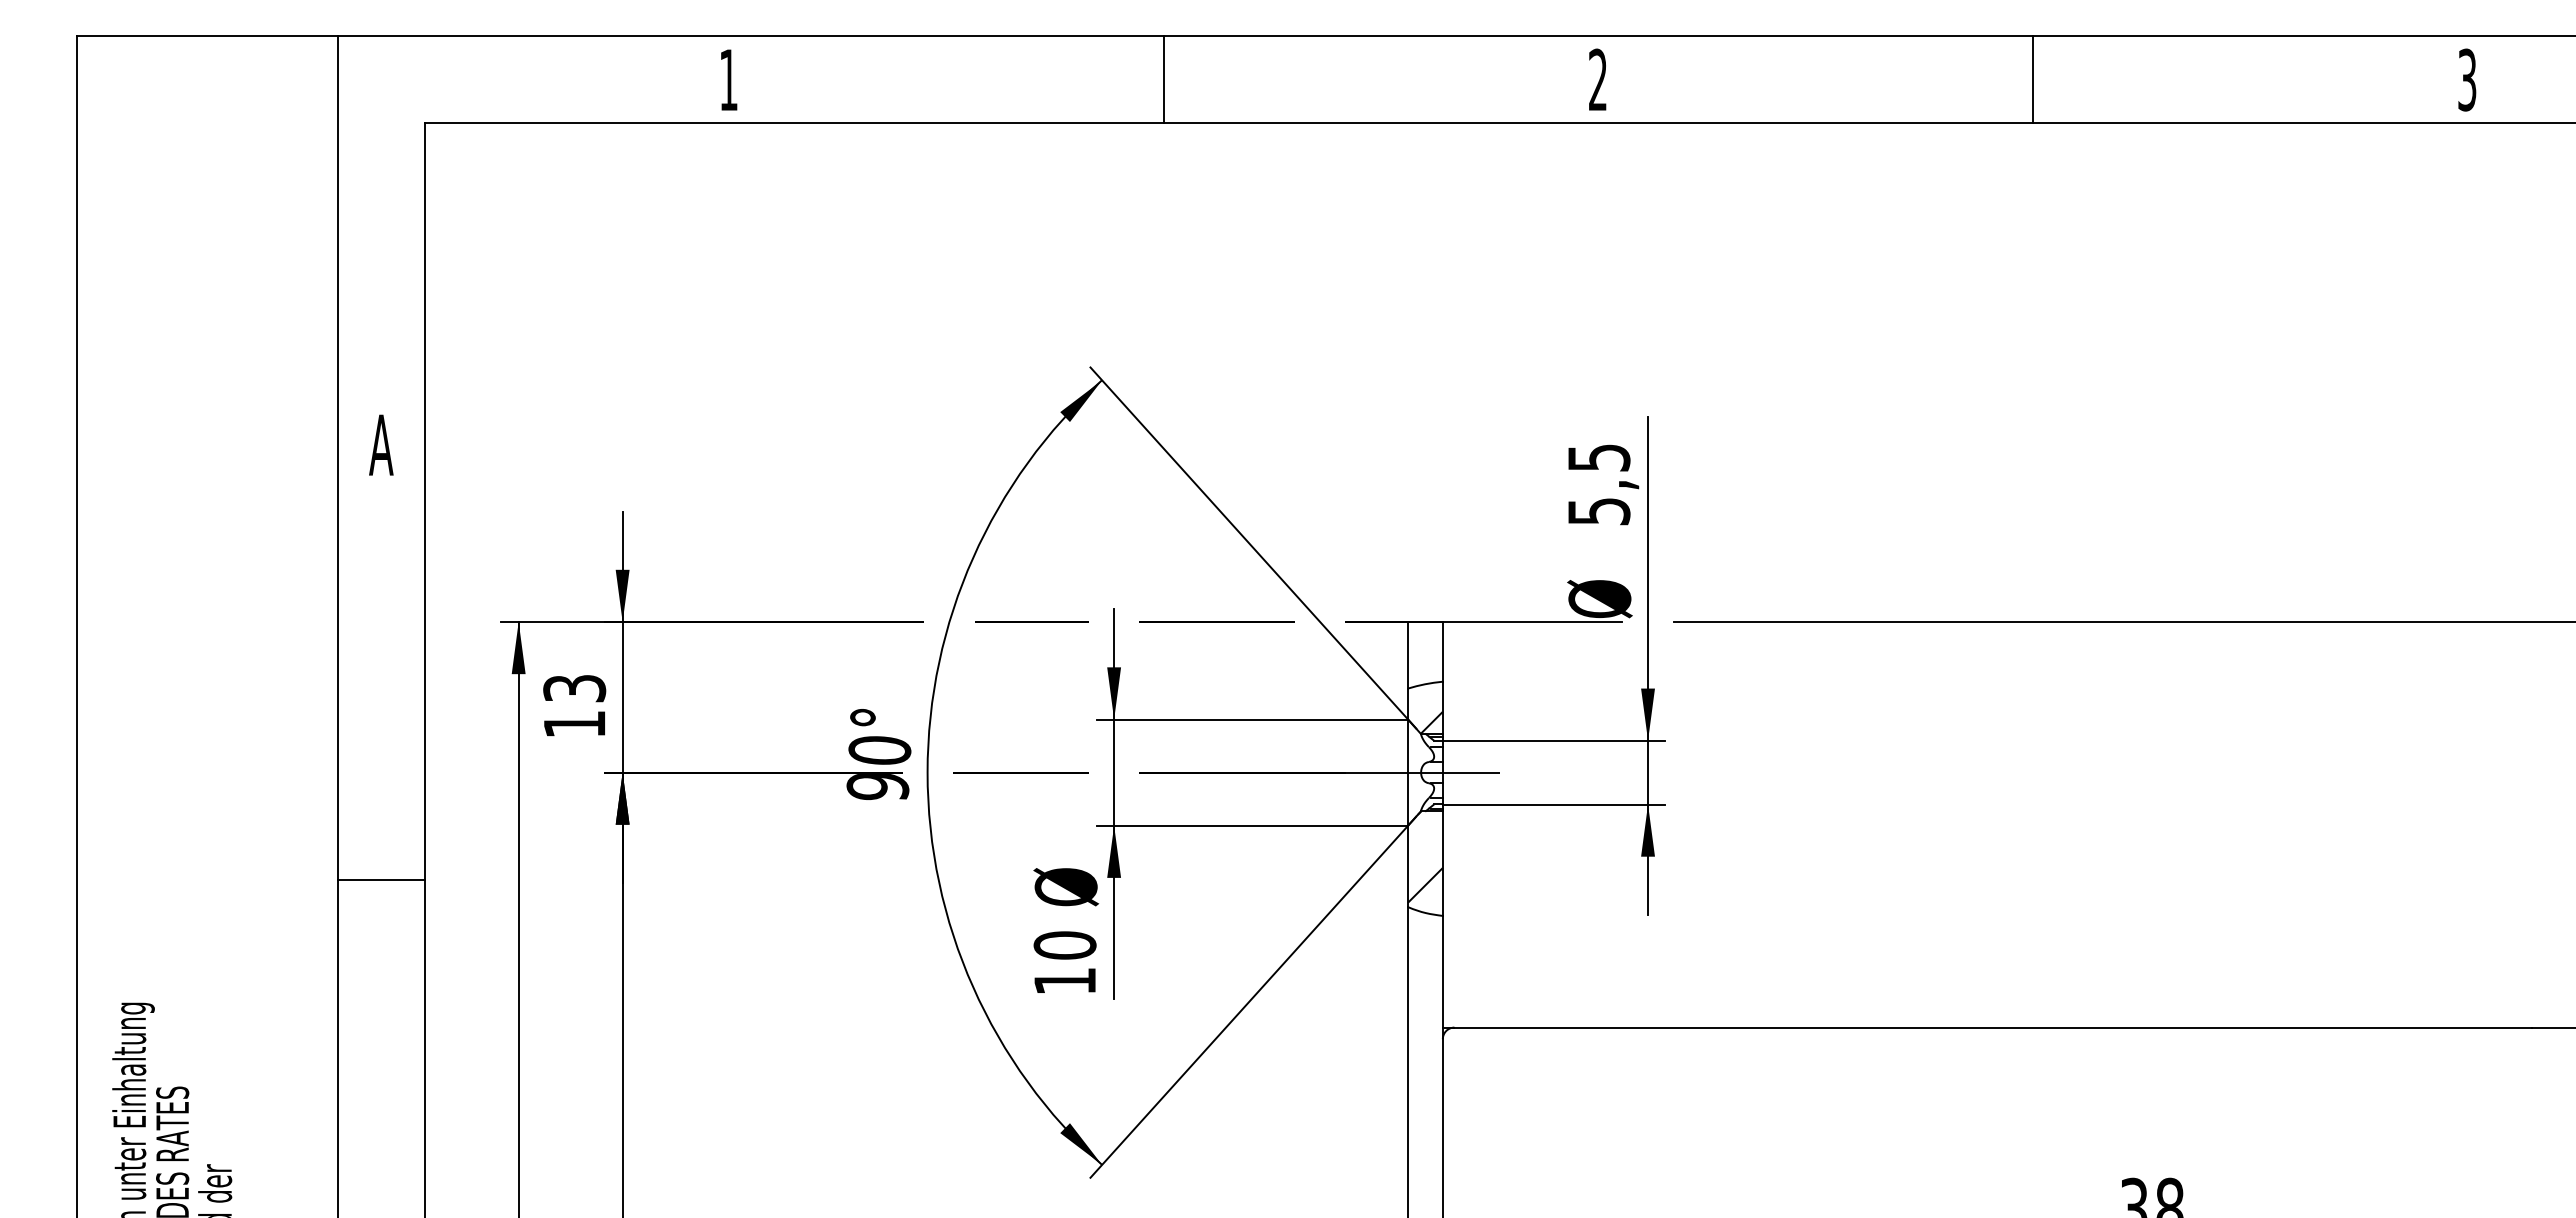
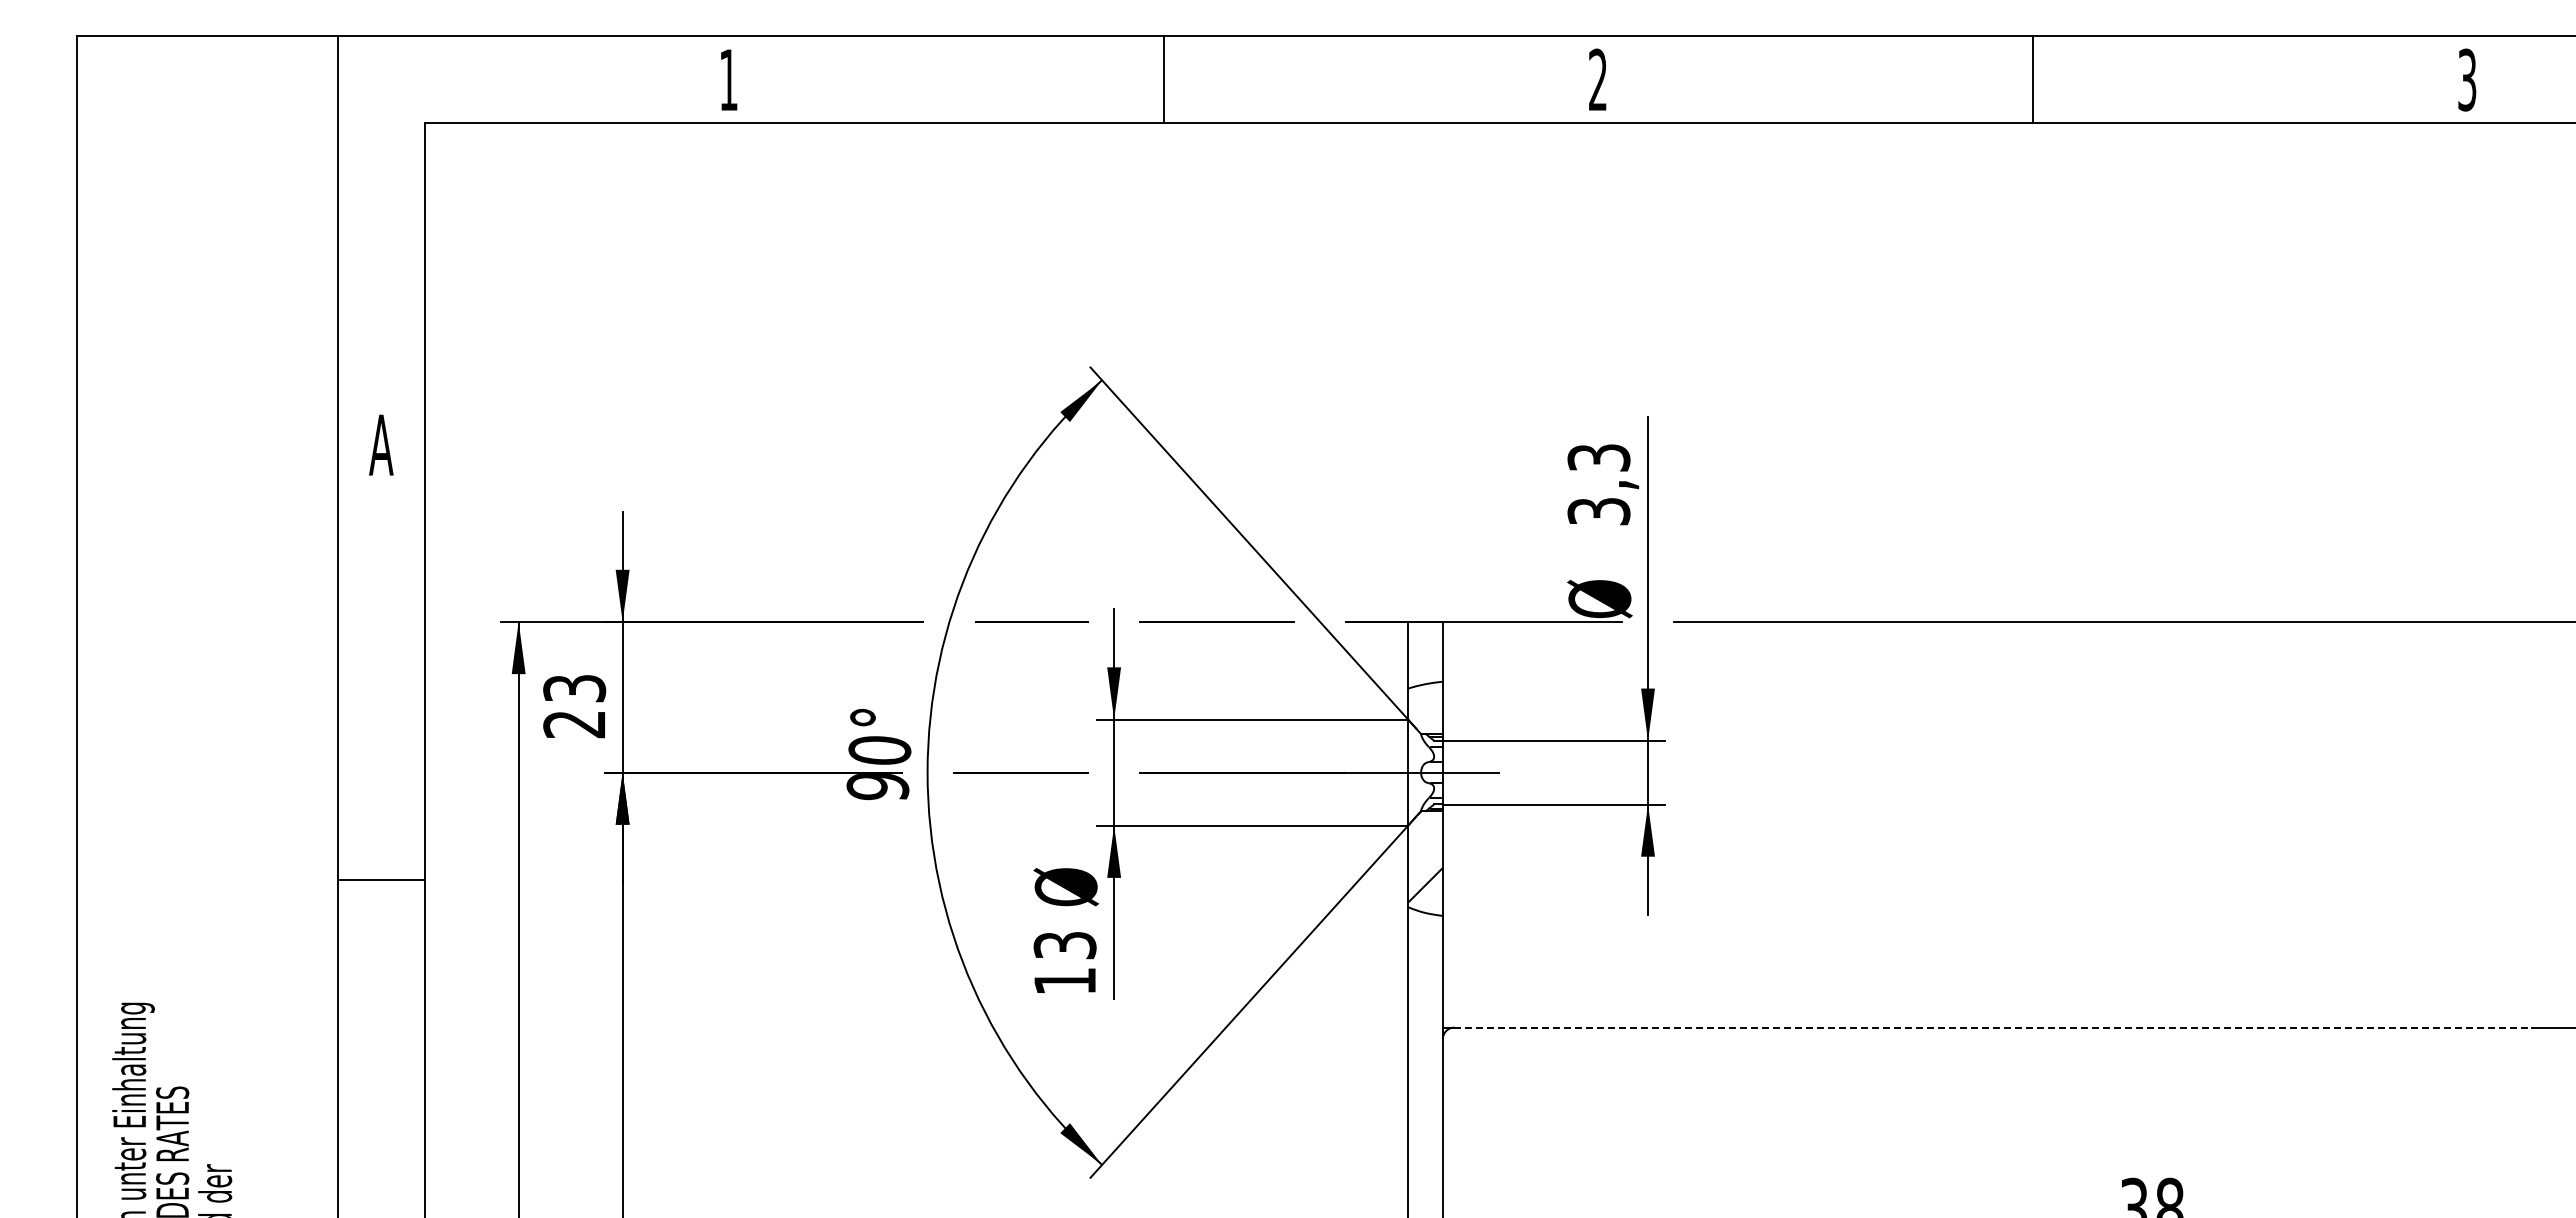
text: 5,5 -> 3,3 (1598, 484)
hatch: present -> none (1431, 722)
text: 13 -> 23 (574, 724)
text: 10 -> 13 (1064, 945)
line: solid -> dashed (1993, 1027)
